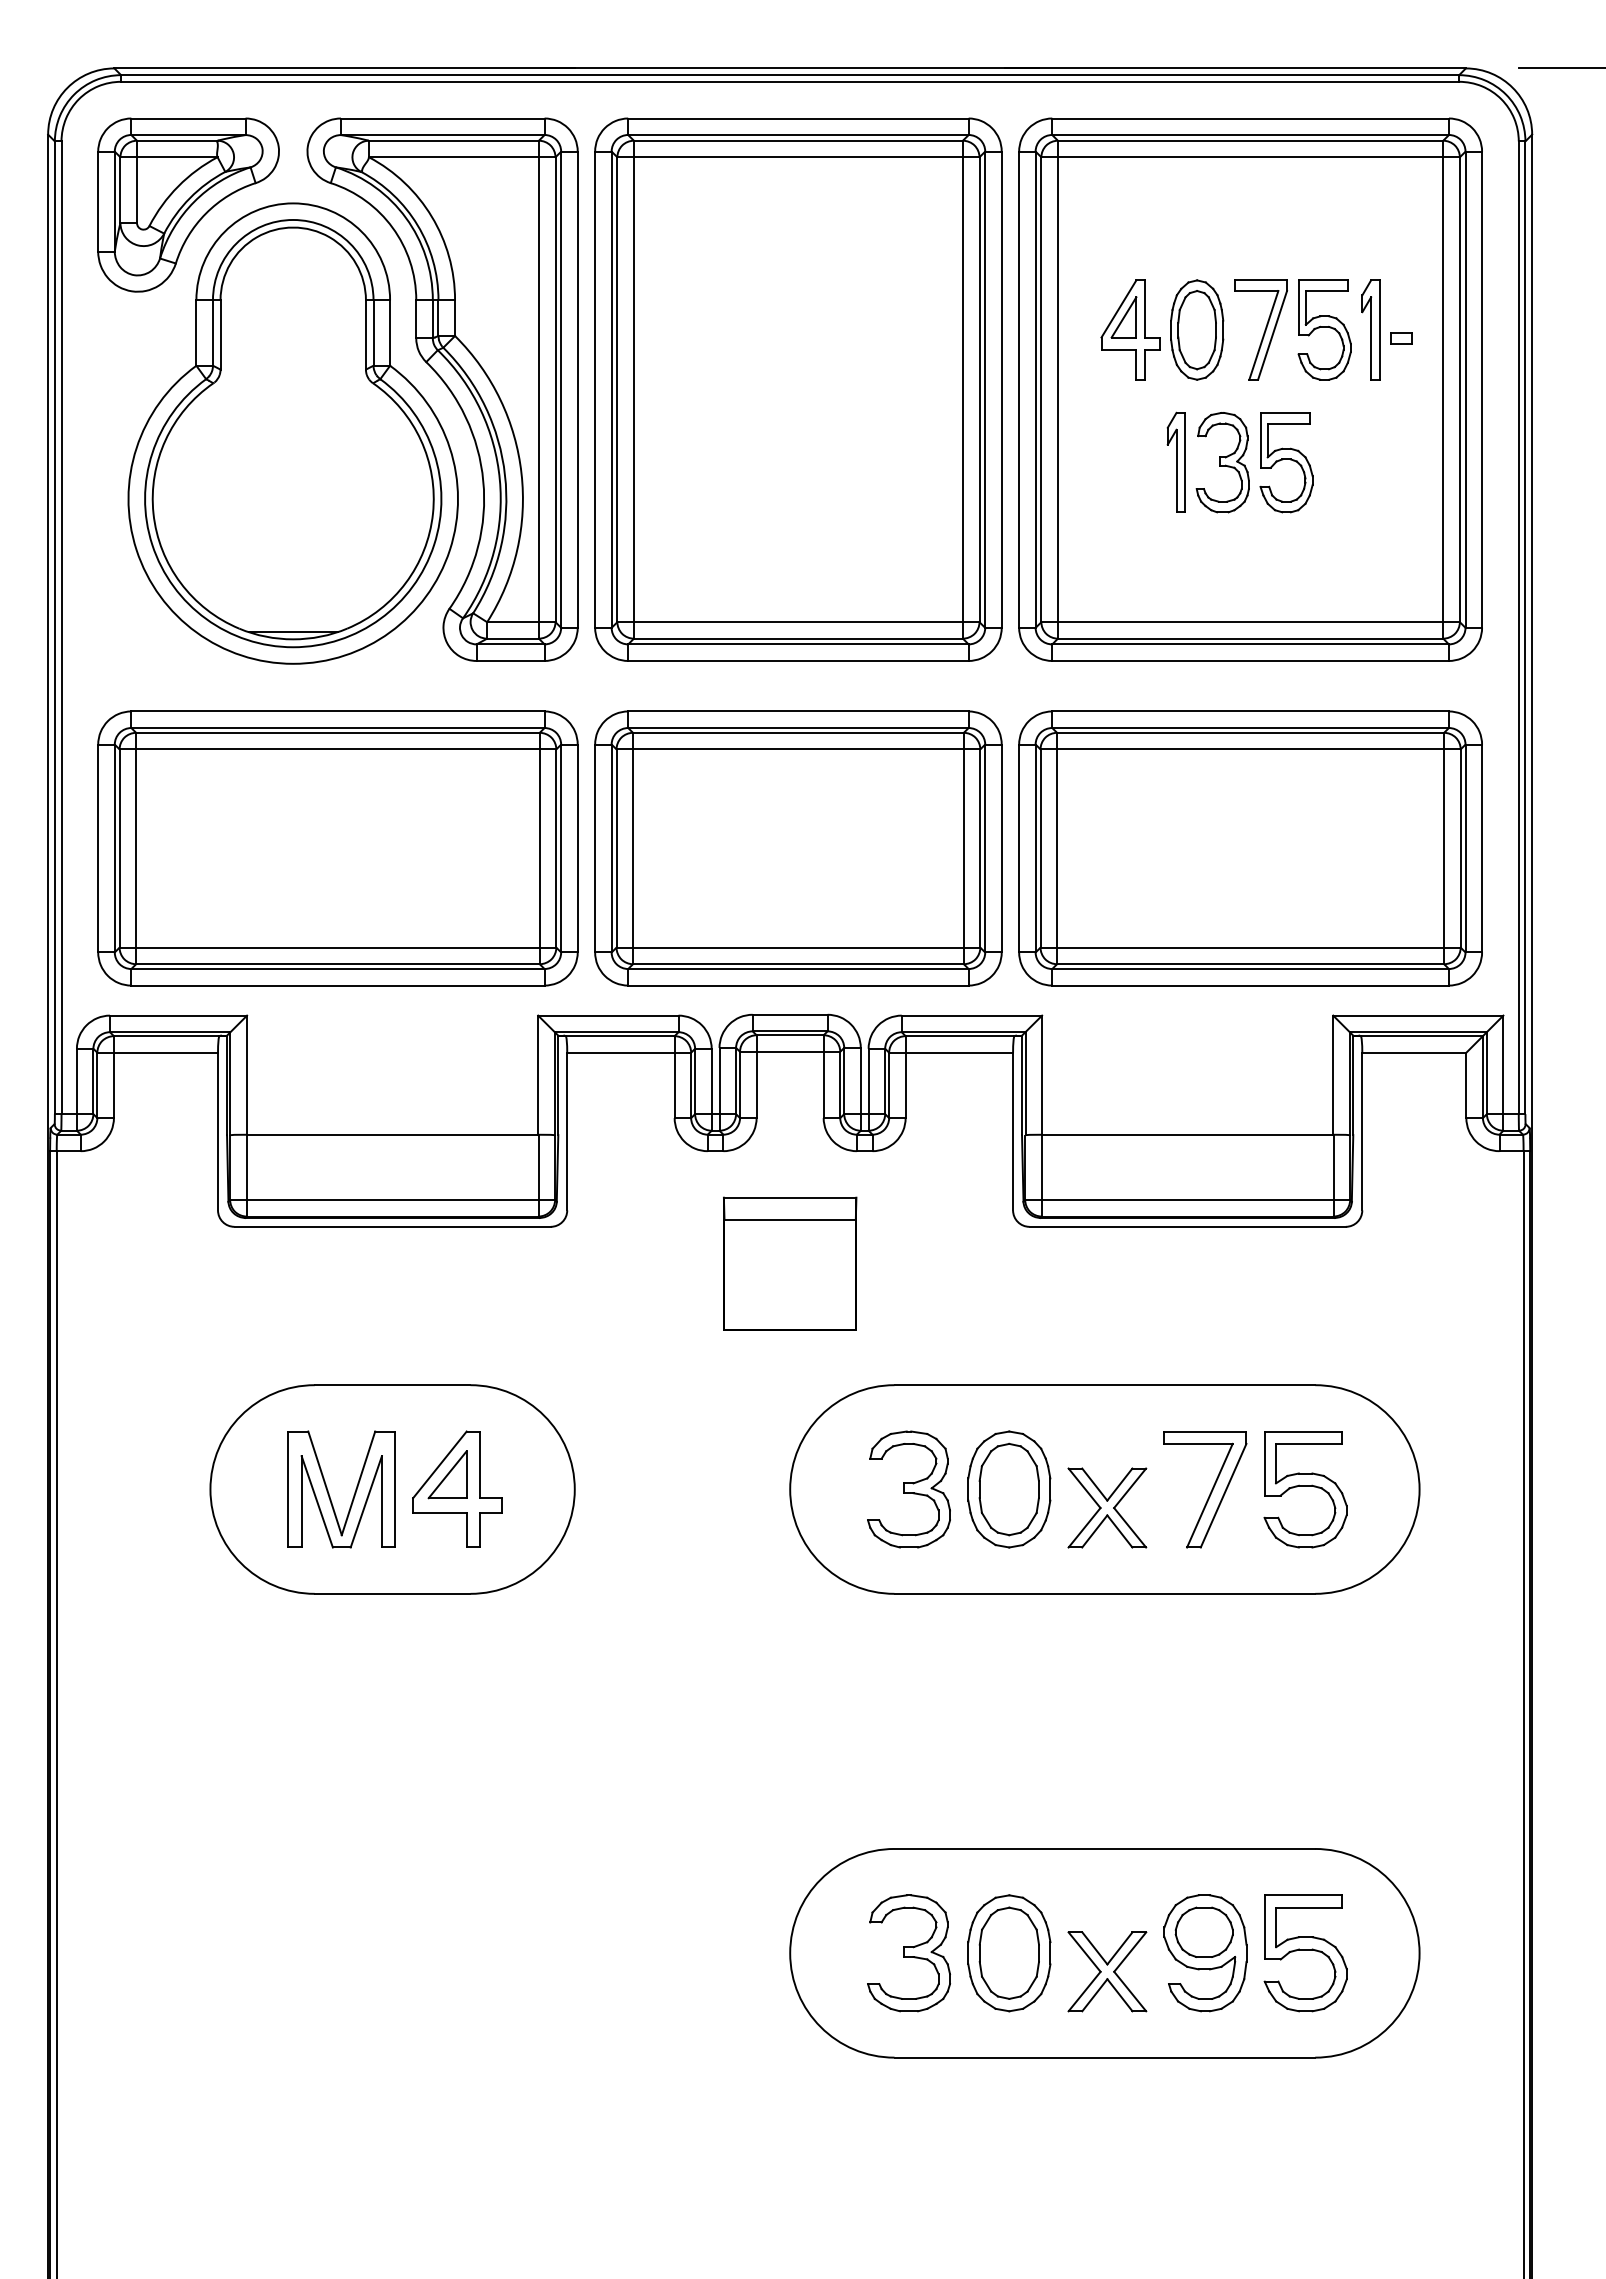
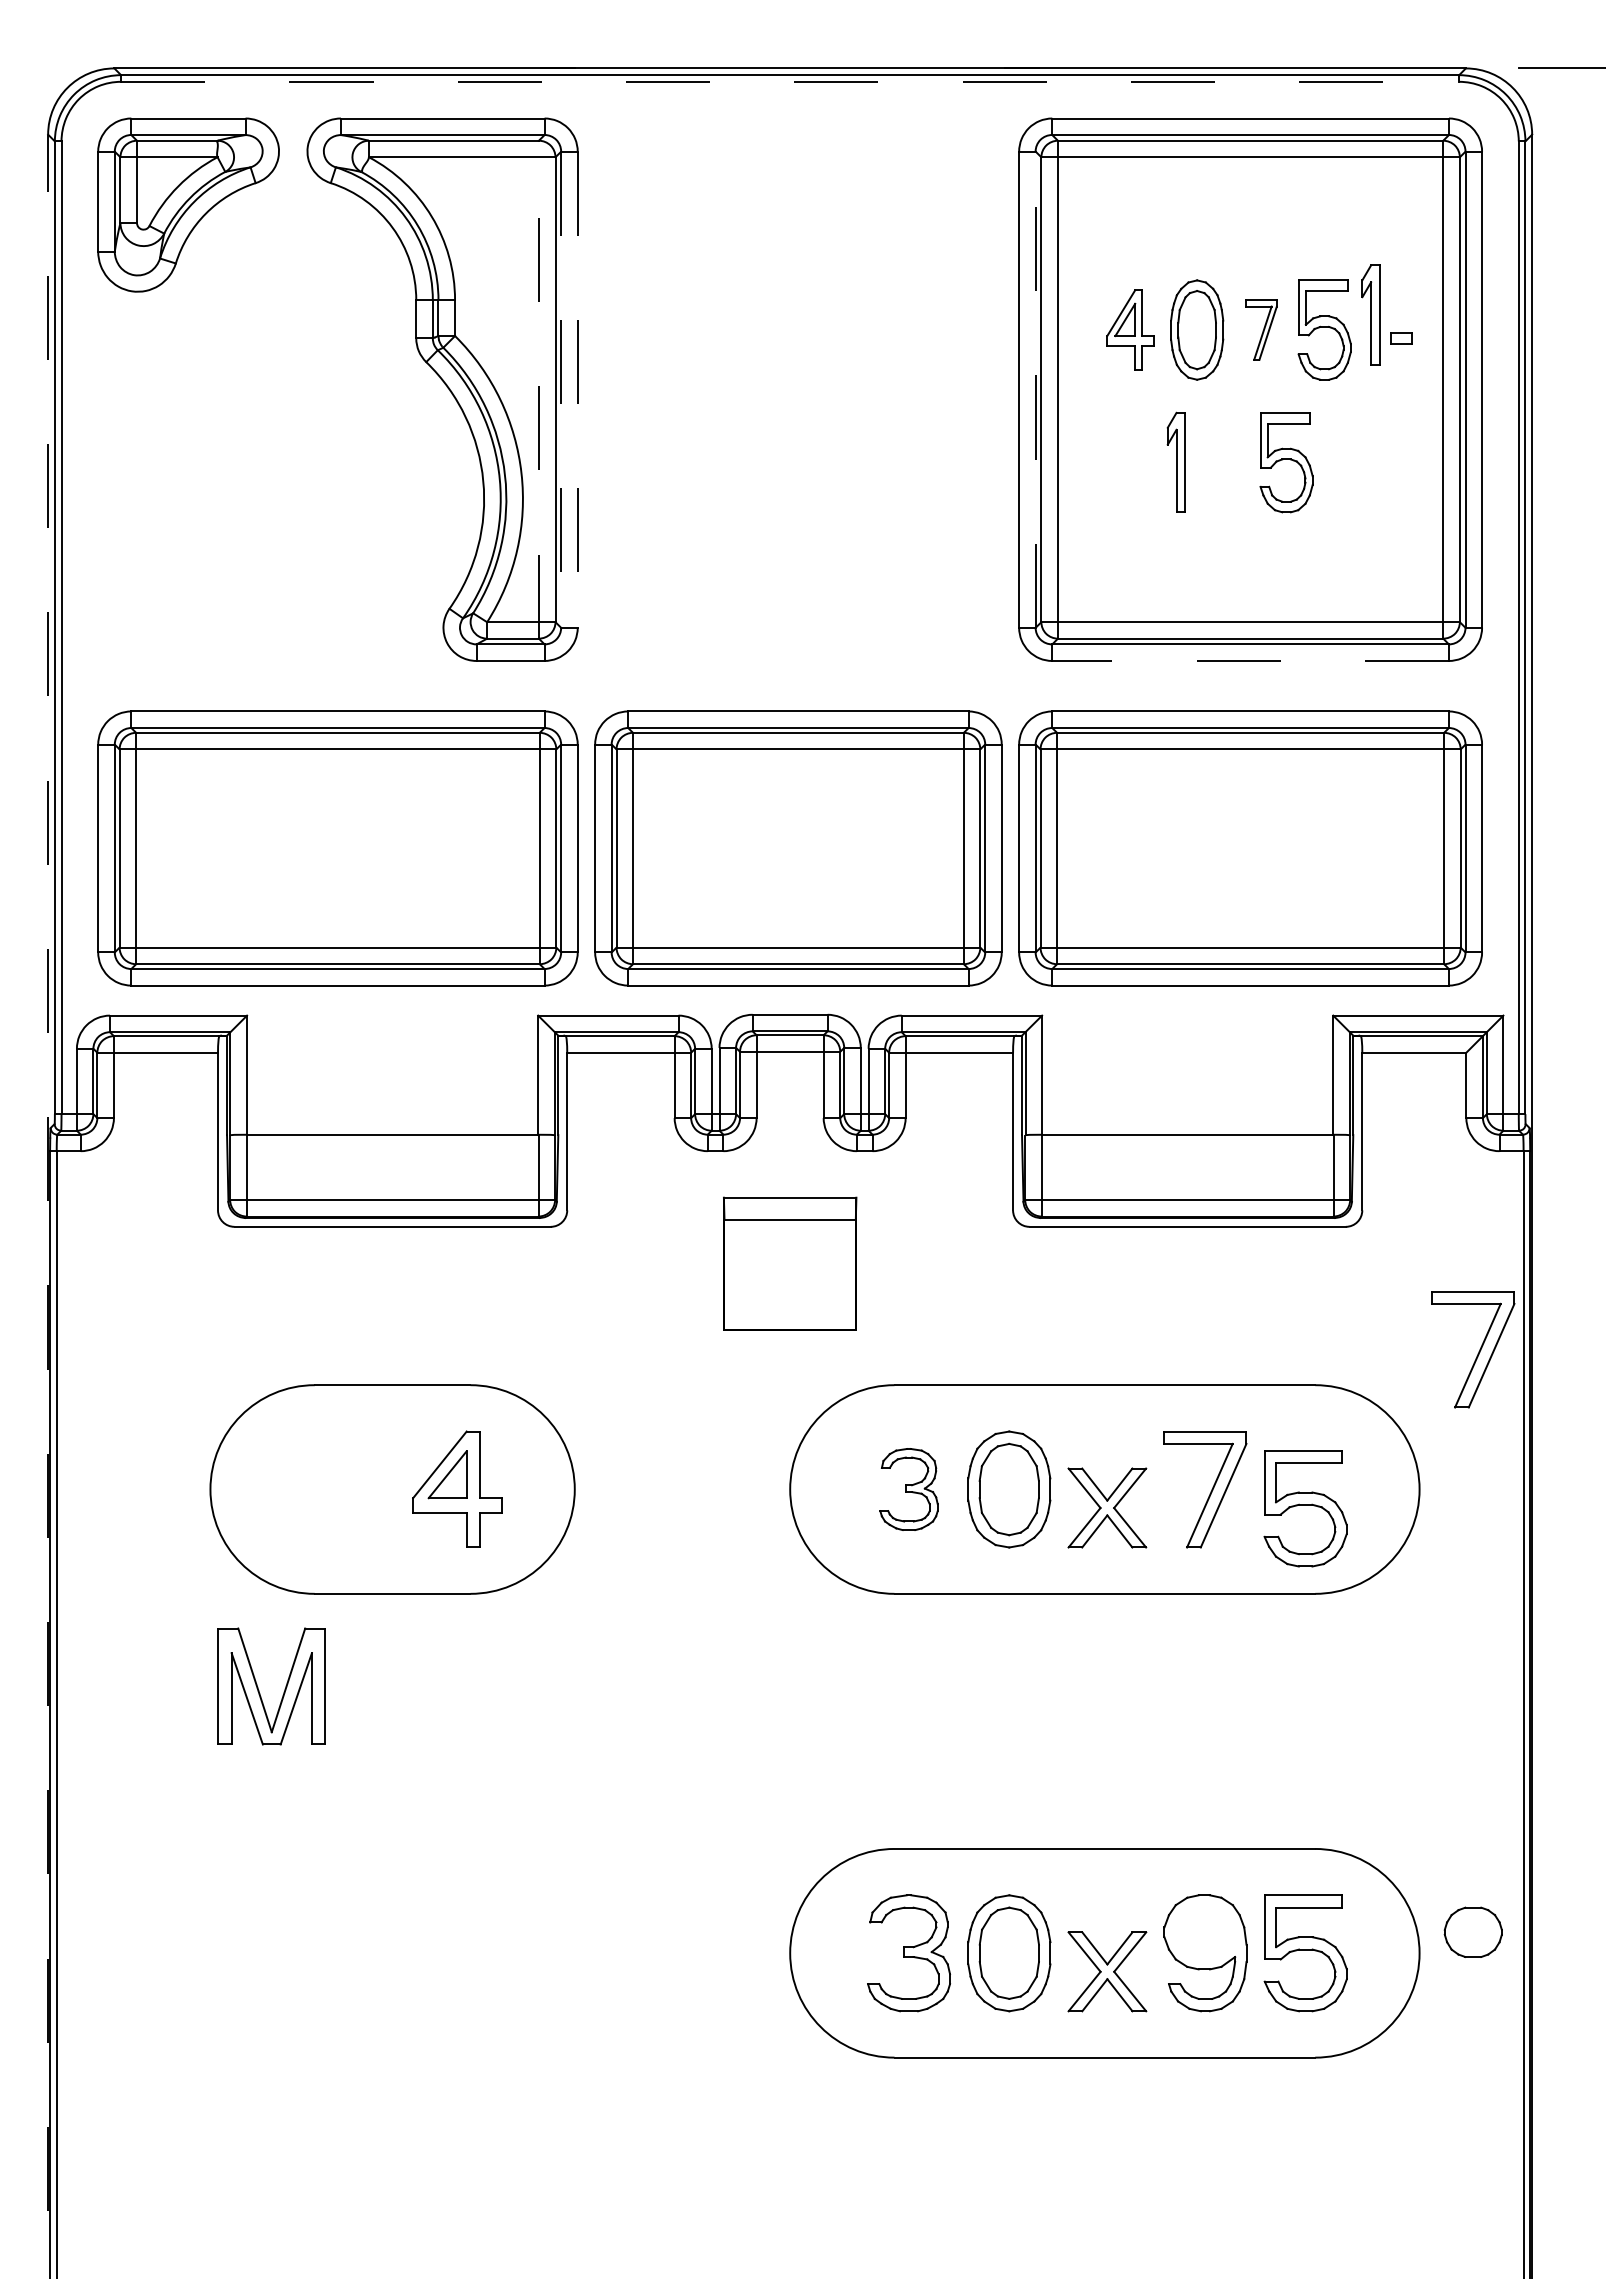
line: solid -> dashed (790, 81)
part size: 61x102 px -> 49x82 px (1130, 329)
part size: 55x102 px -> 33x62 px (1261, 329)
part position: (1370, 329) -> (1370, 314) (1370, 314)
line: solid -> dashed (538, 389)
part: present -> none (798, 389)
line: solid -> dashed (1035, 389)
line: solid -> dashed (561, 390)
line: solid -> dashed (577, 390)
part: present -> none (292, 433)
part: present -> none (1222, 462)
line: solid -> dashed (1250, 660)
line: solid -> dashed (48, 1206)
part: none -> present (1473, 1349)
part size: 84x119 px -> 60x83 px (908, 1489)
part position: (1305, 1489) -> (1305, 1508) (1305, 1508)
part position: (329, 1493) -> (259, 1690) (259, 1690)
part position: (1203, 1931) -> (1472, 1931) (1472, 1931)
